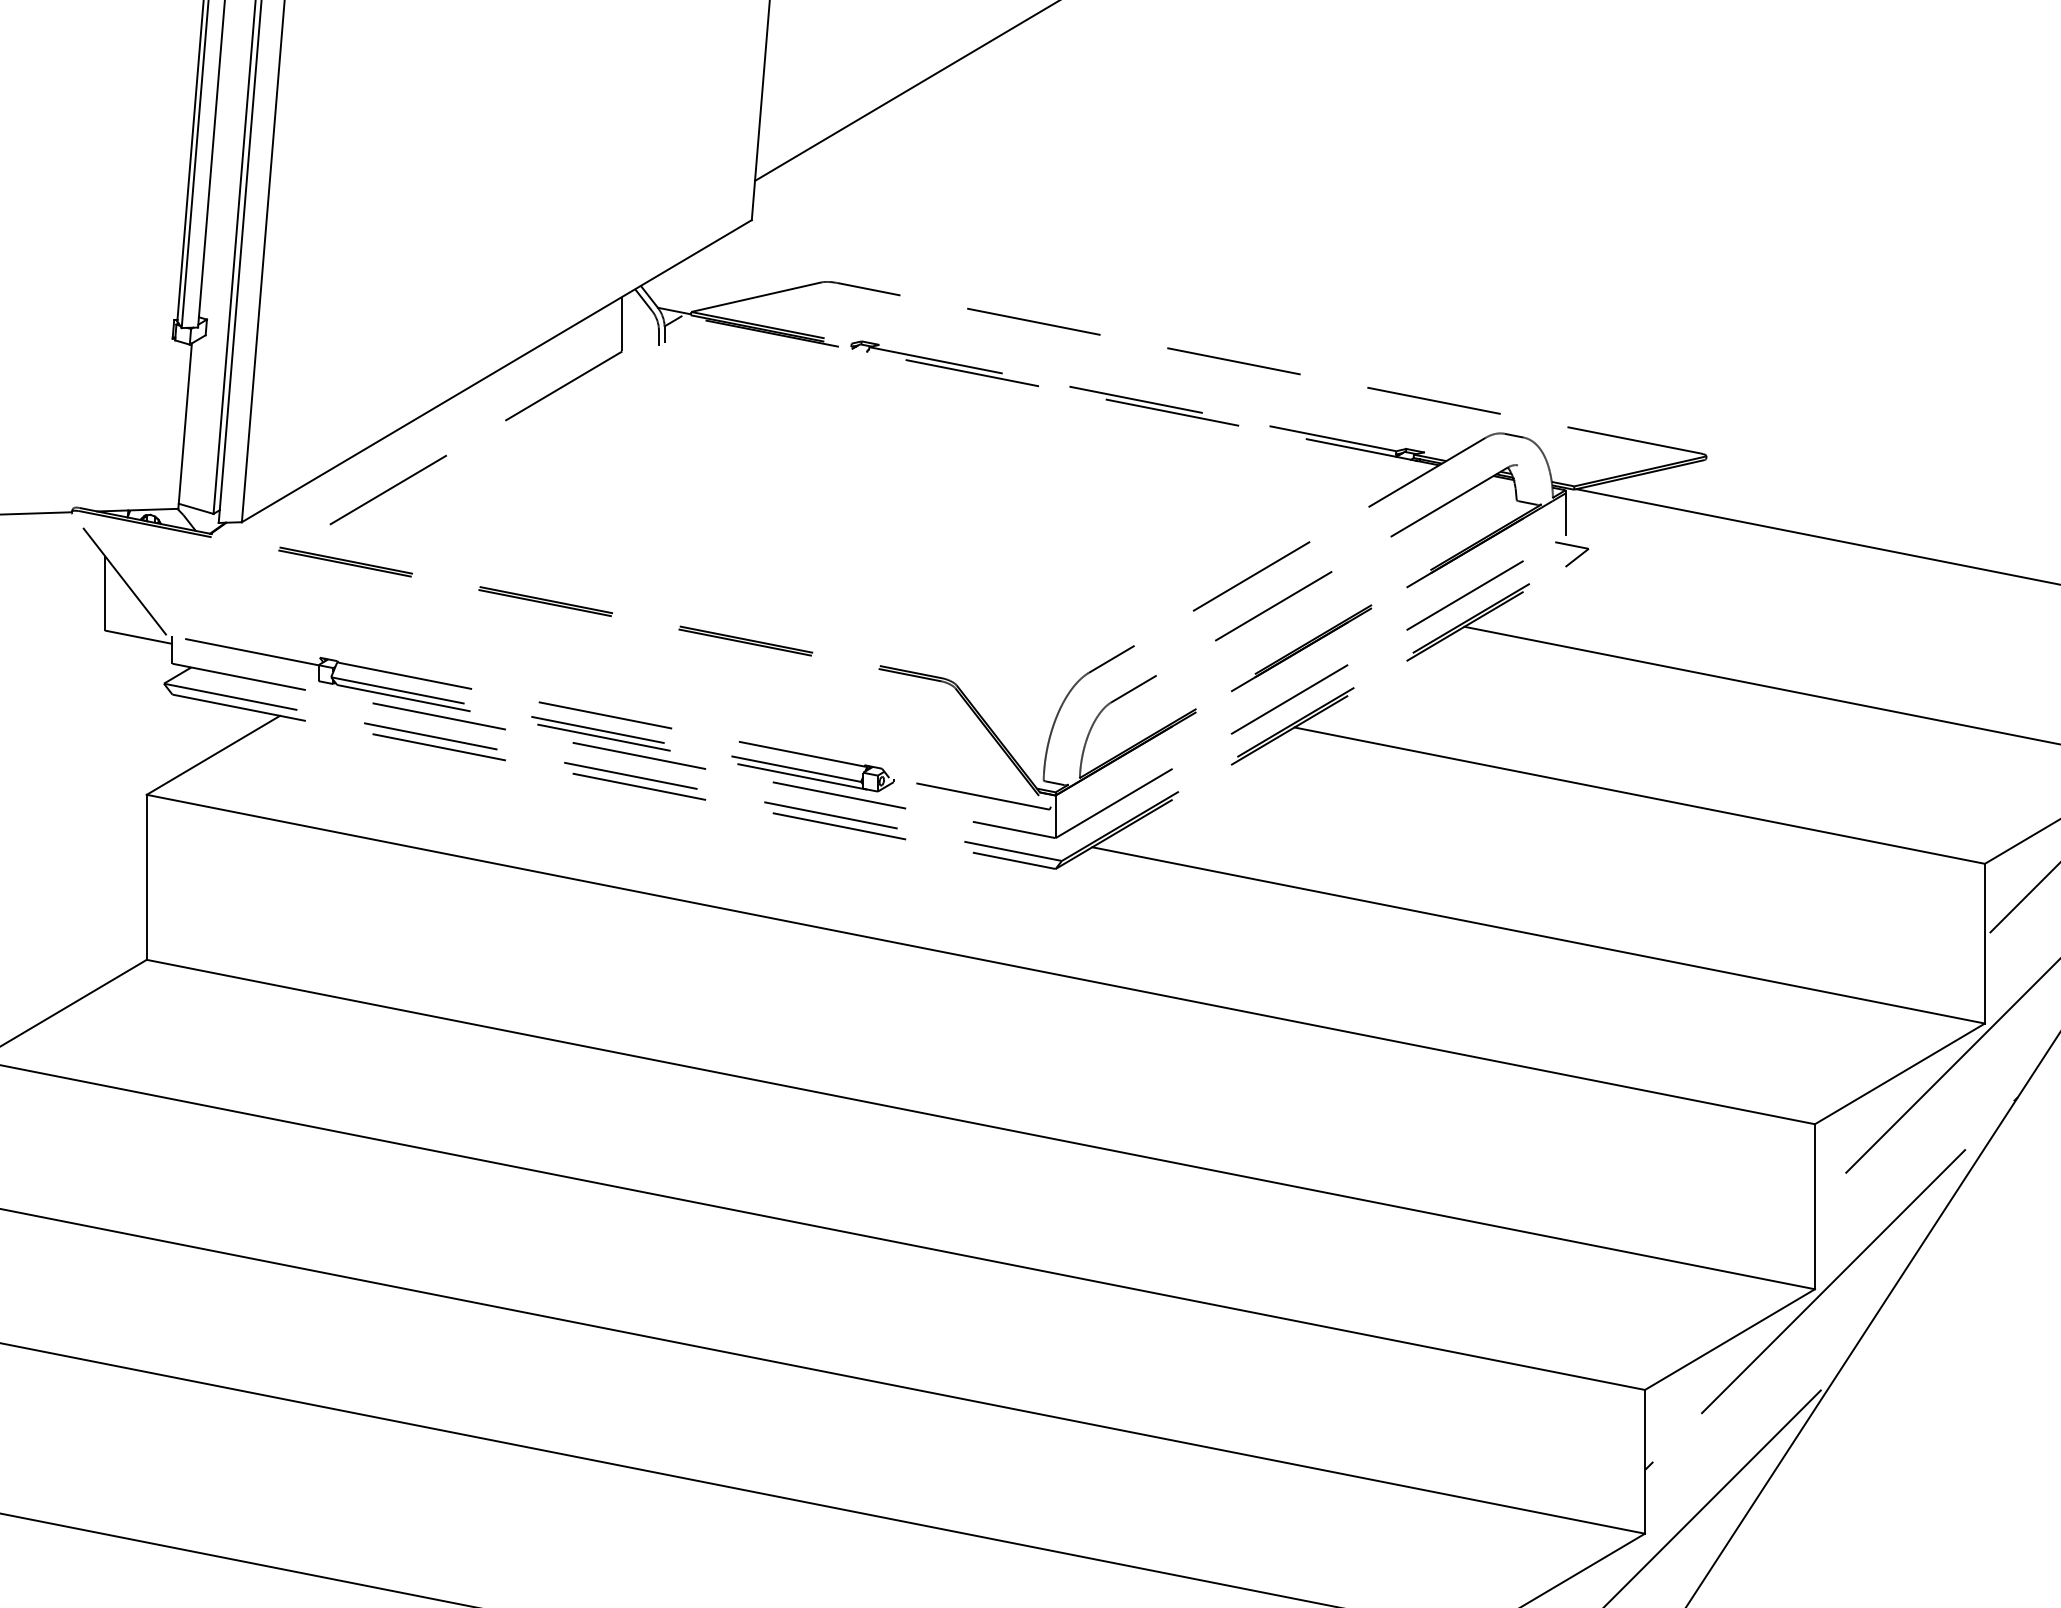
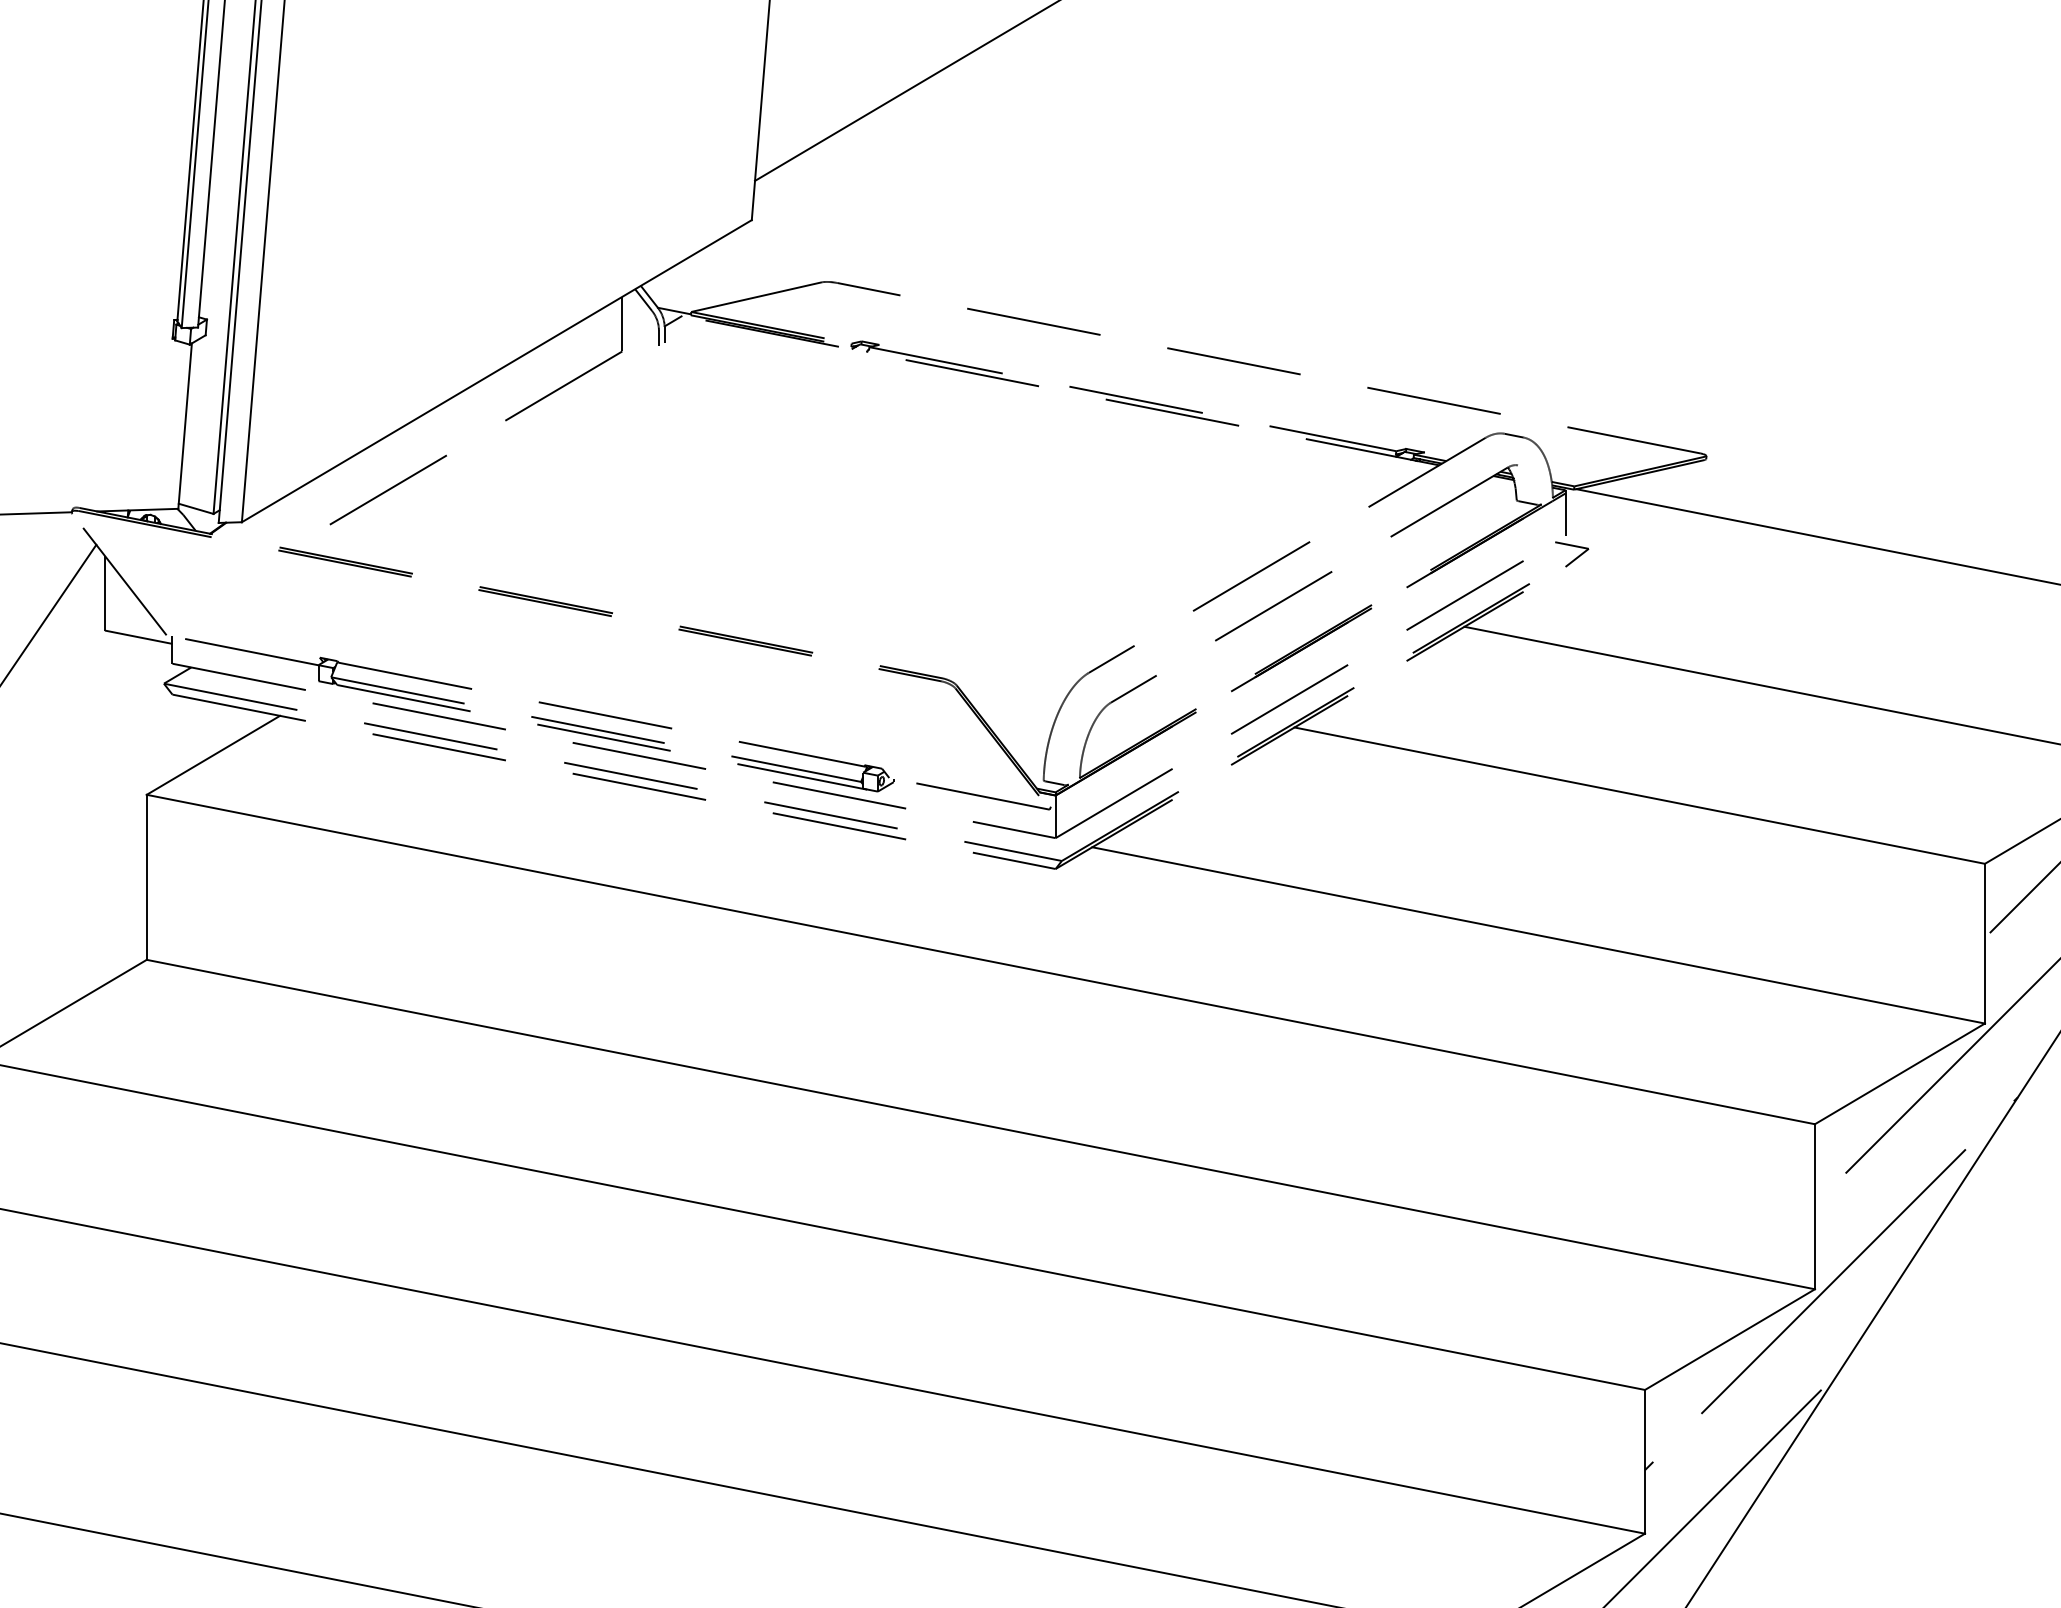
line: none -> present (49, 613)
